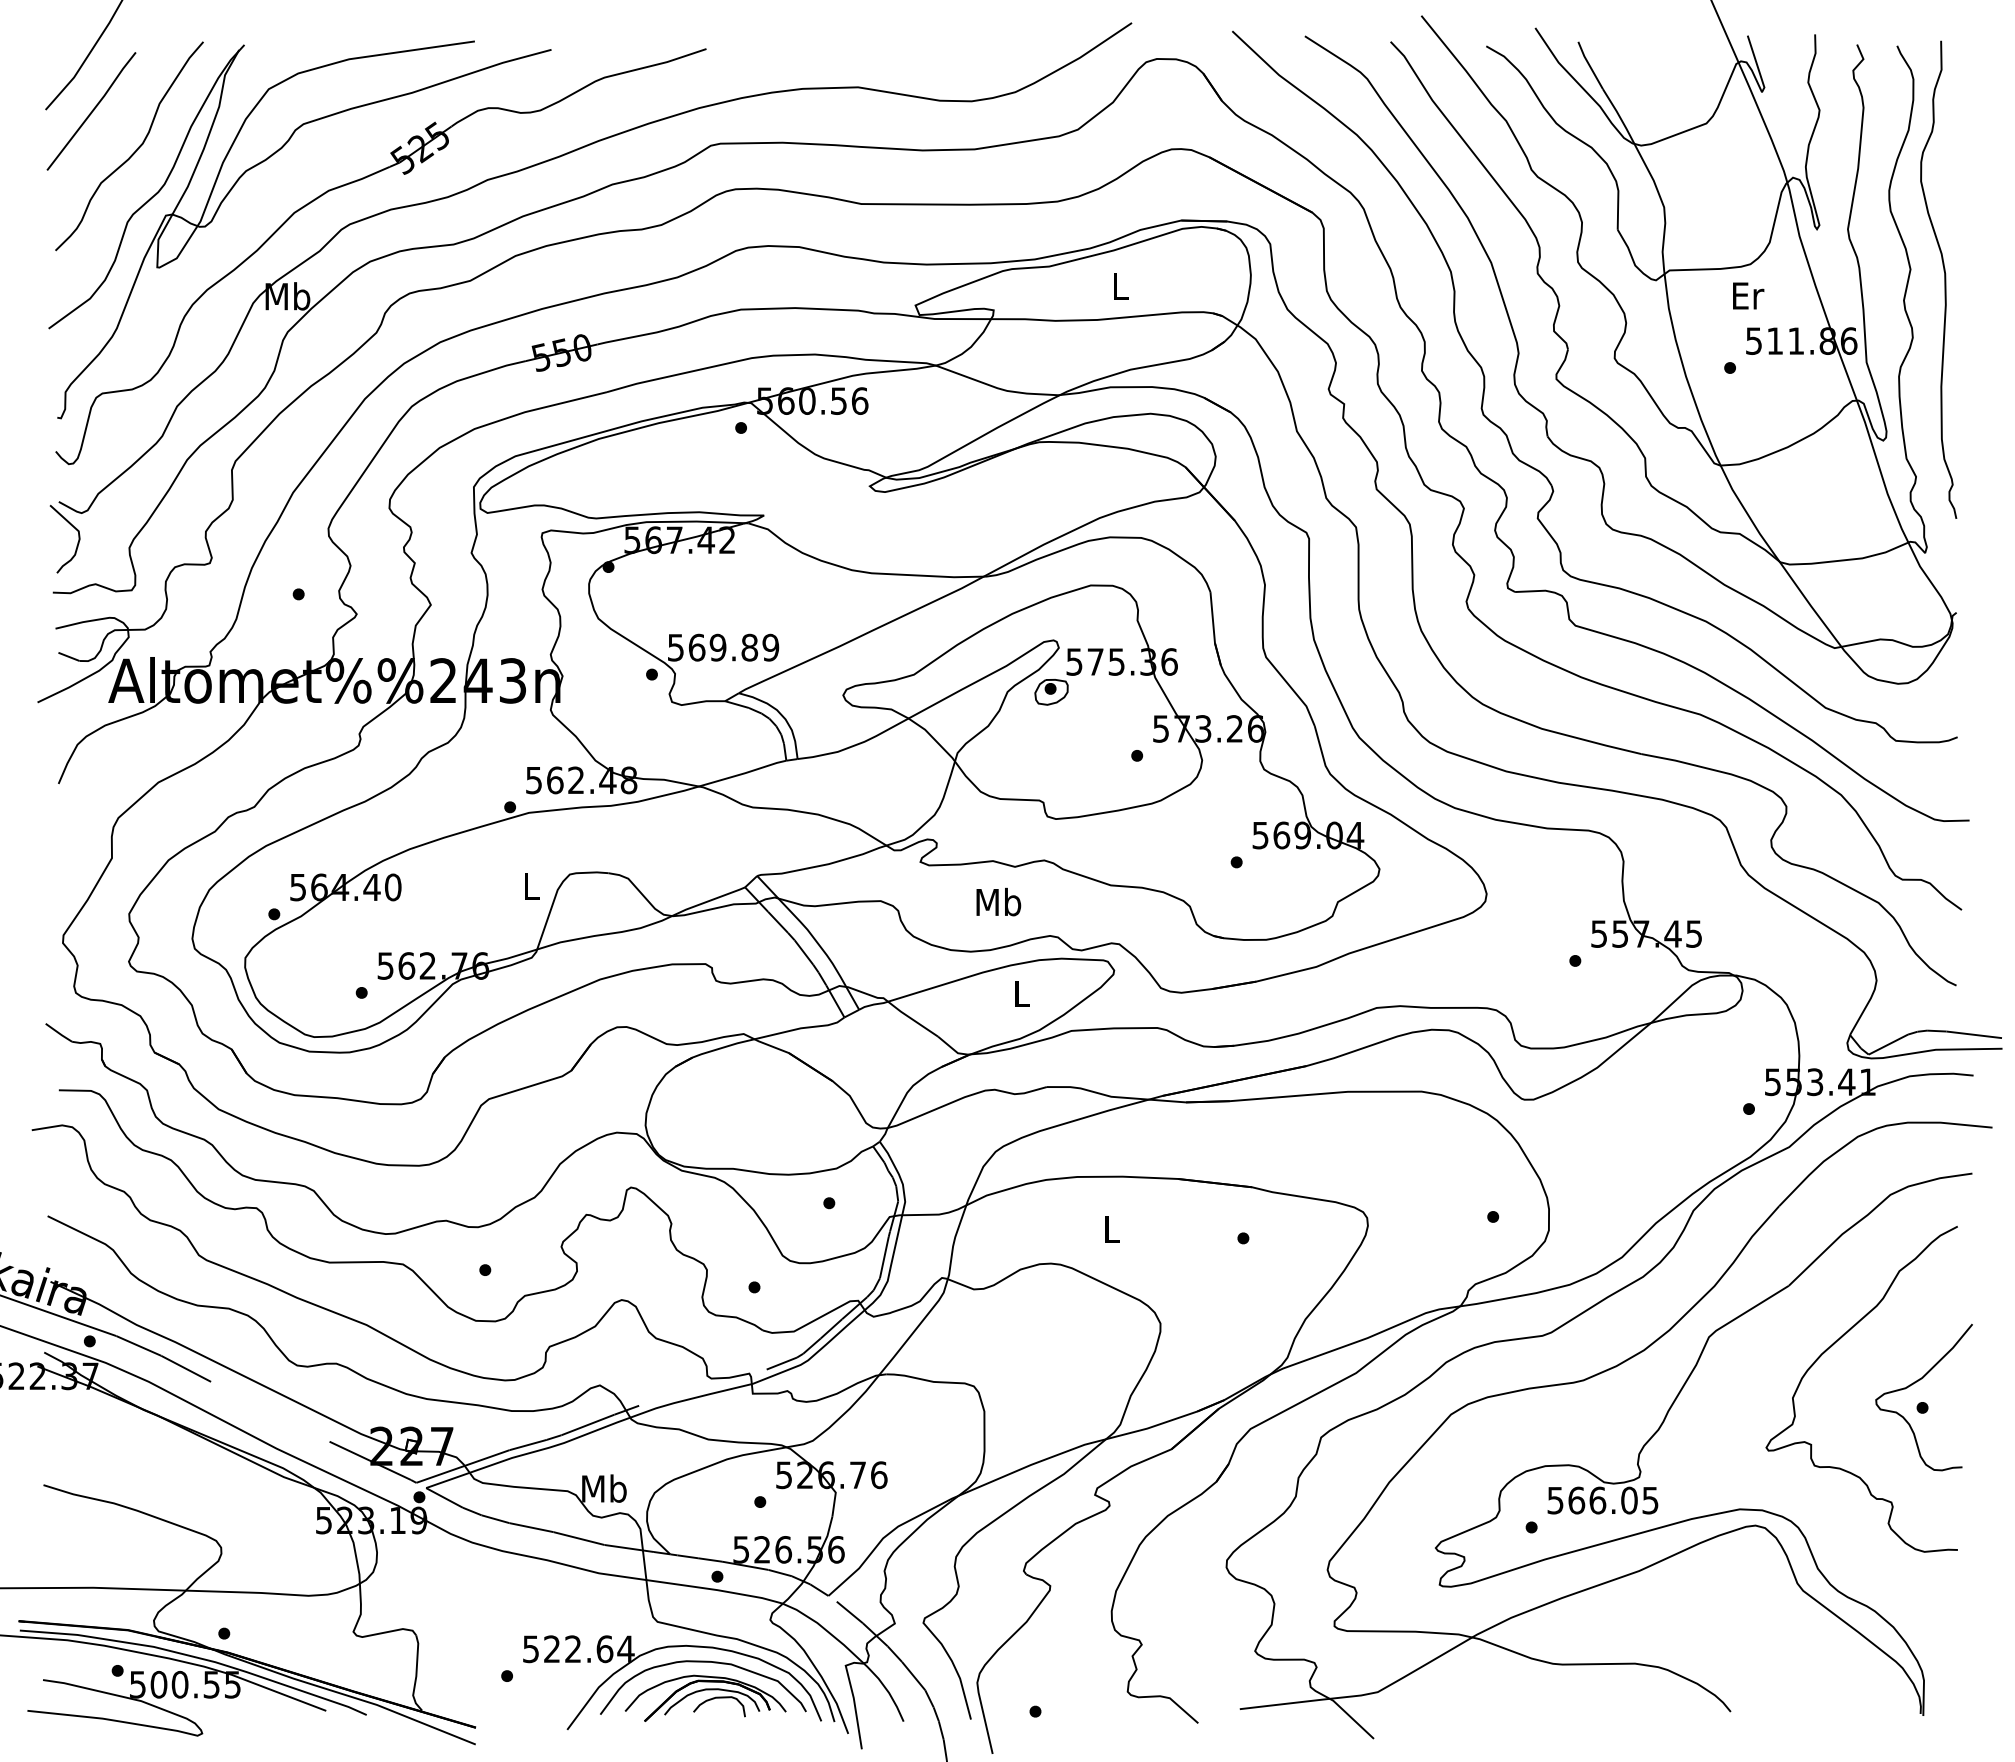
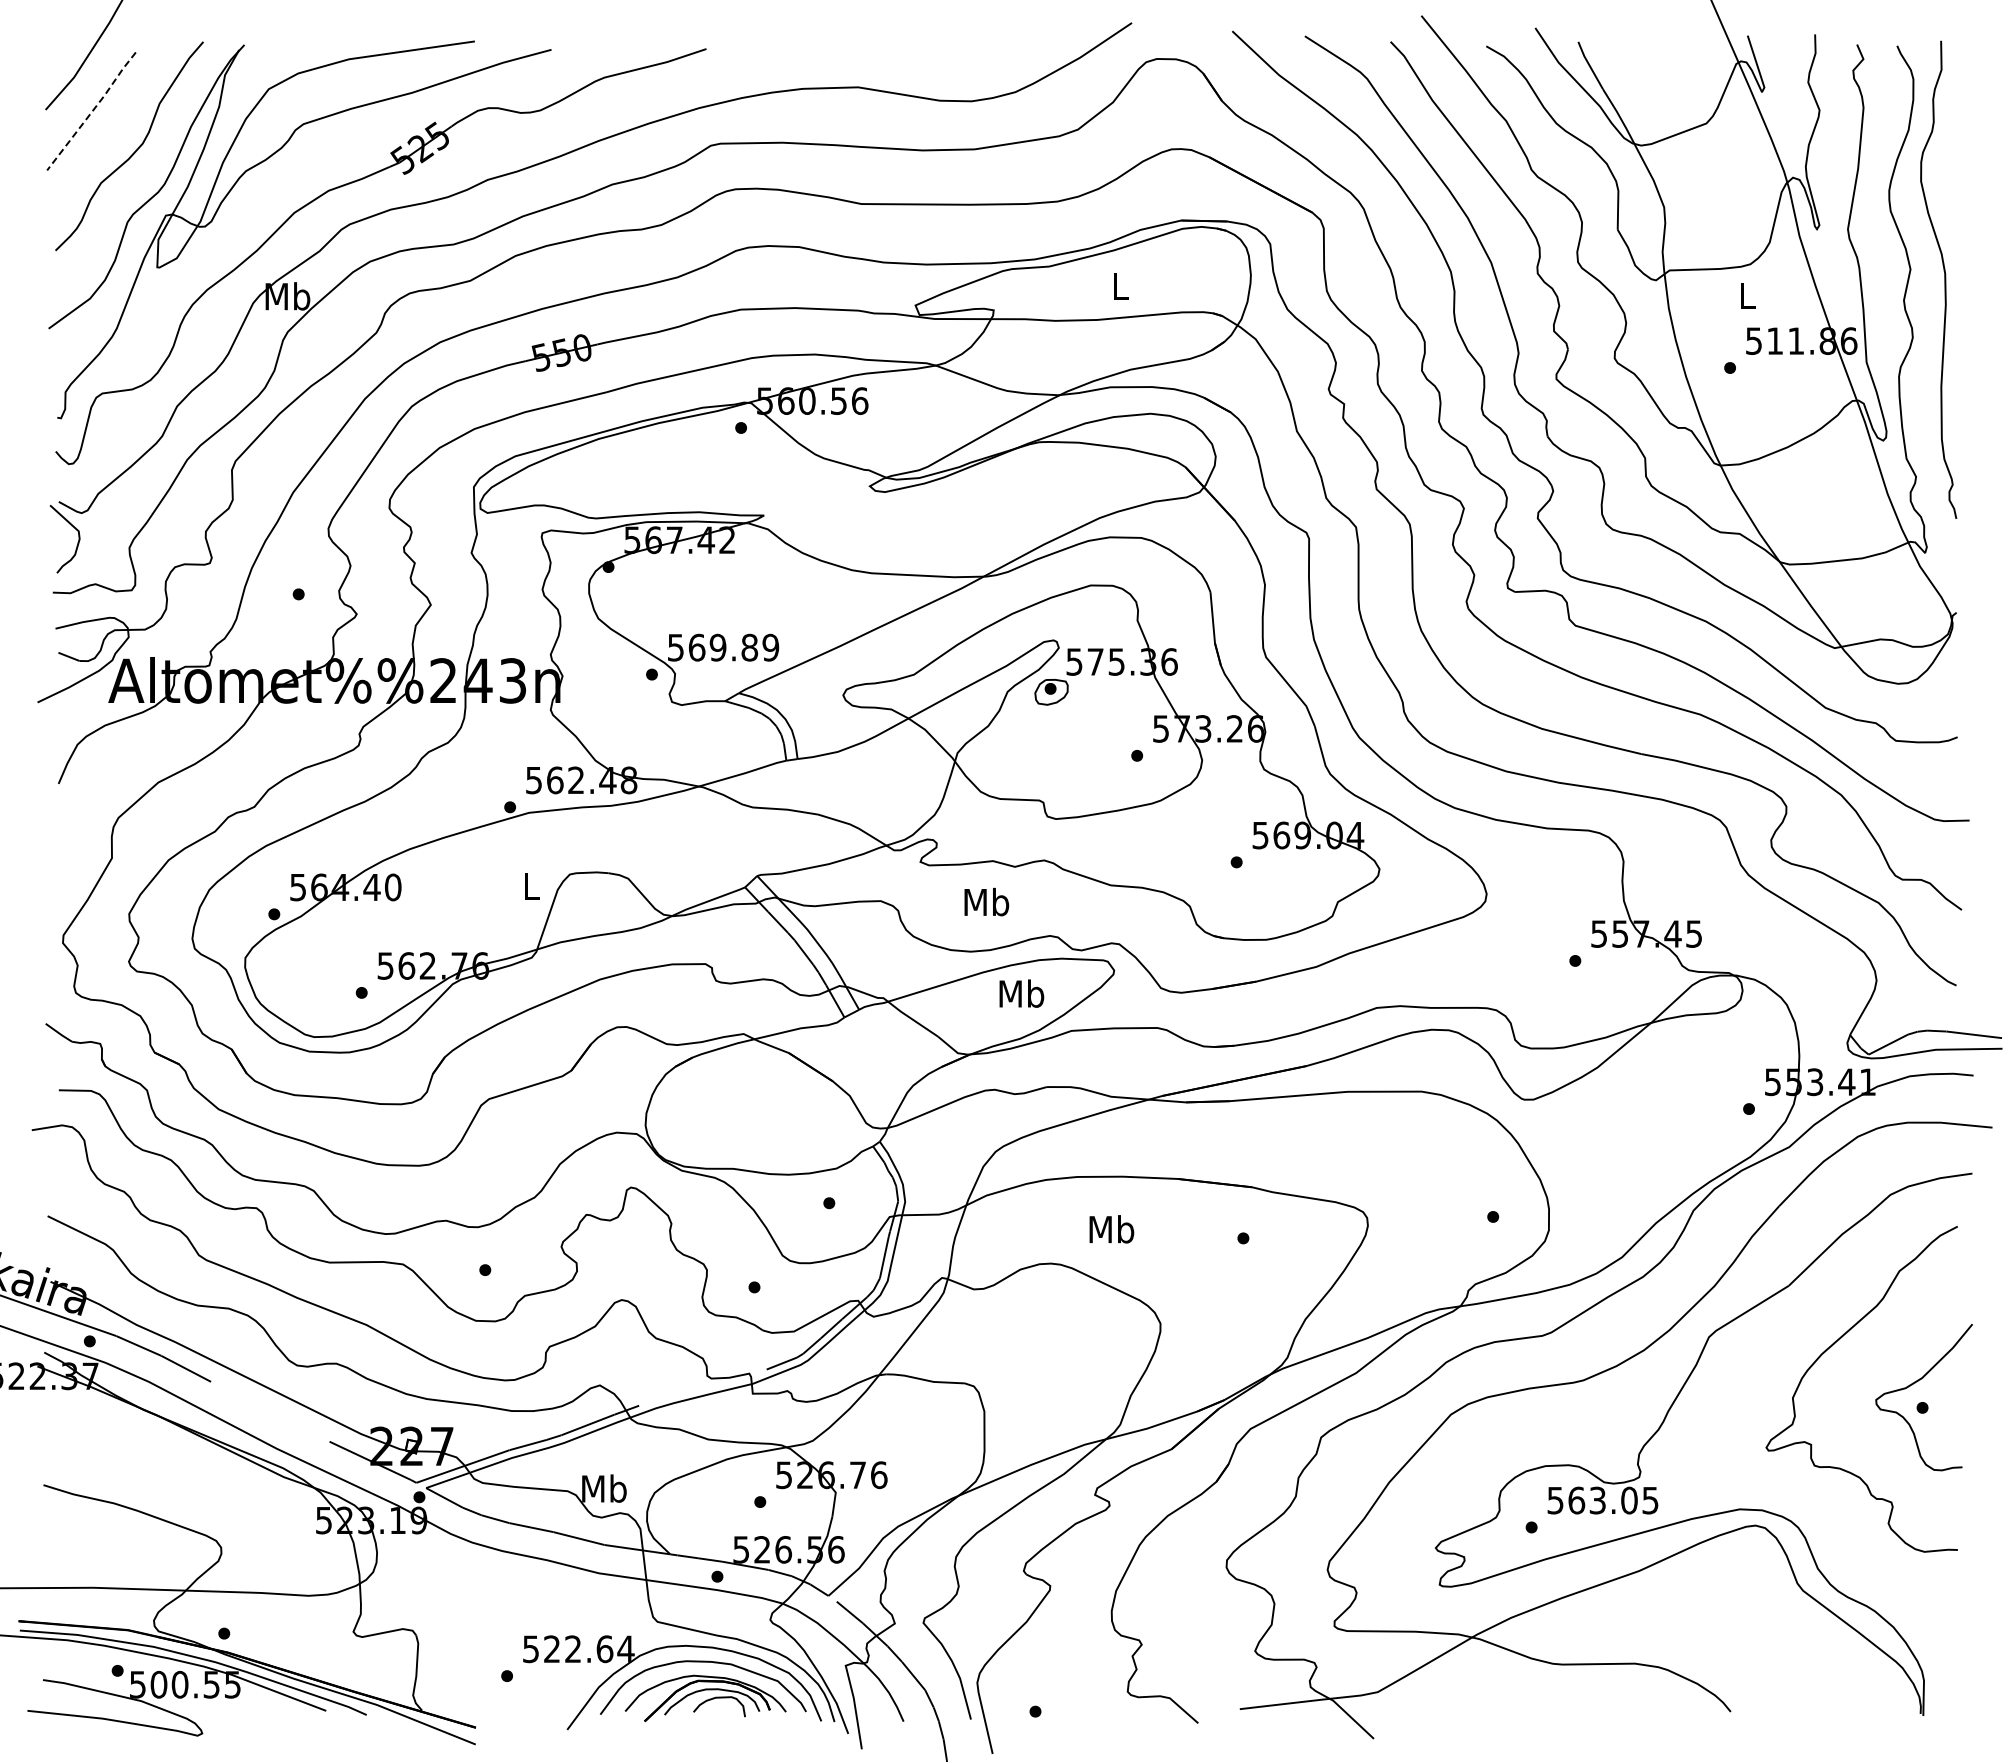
line: solid -> dashed (92, 111)
text: Er -> L (1748, 295)
text position: (998, 901) -> (986, 901) (986, 901)
text: L -> Mb (1021, 993)
text: L -> Mb (1111, 1229)
text: 566.05 -> 563.05 (1597, 1500)
